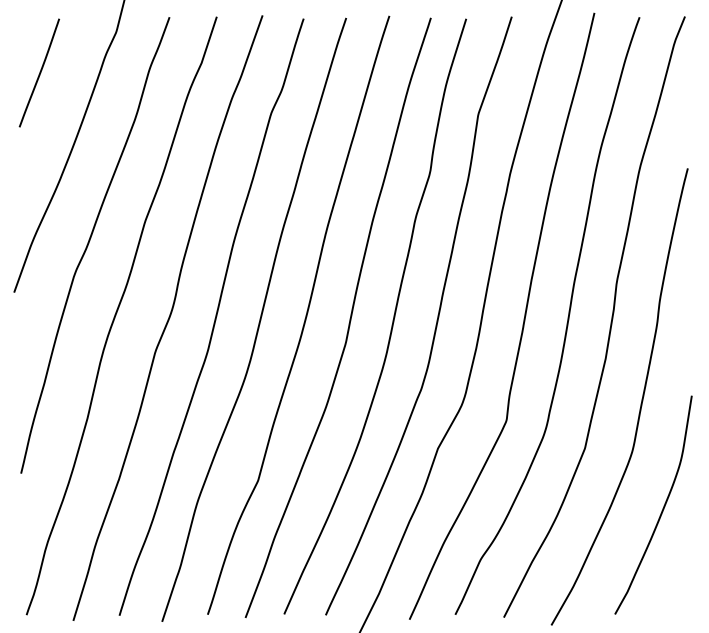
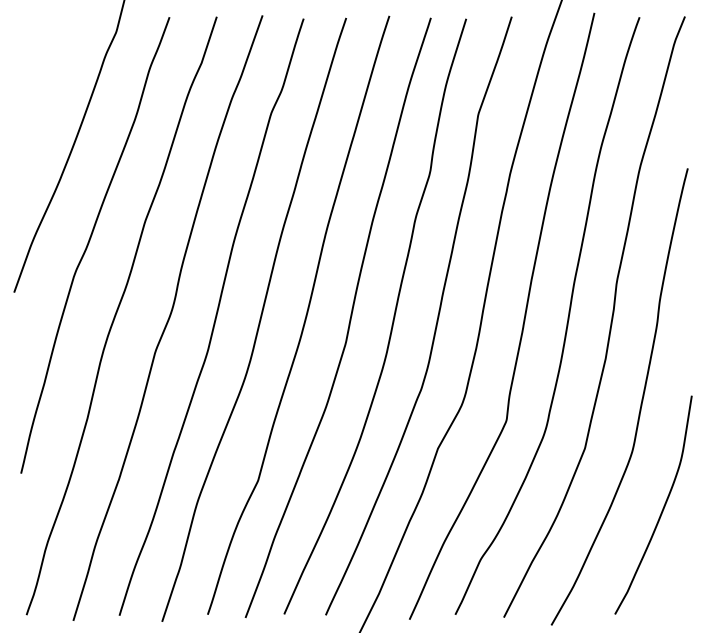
curve: present -> none (39, 72)
